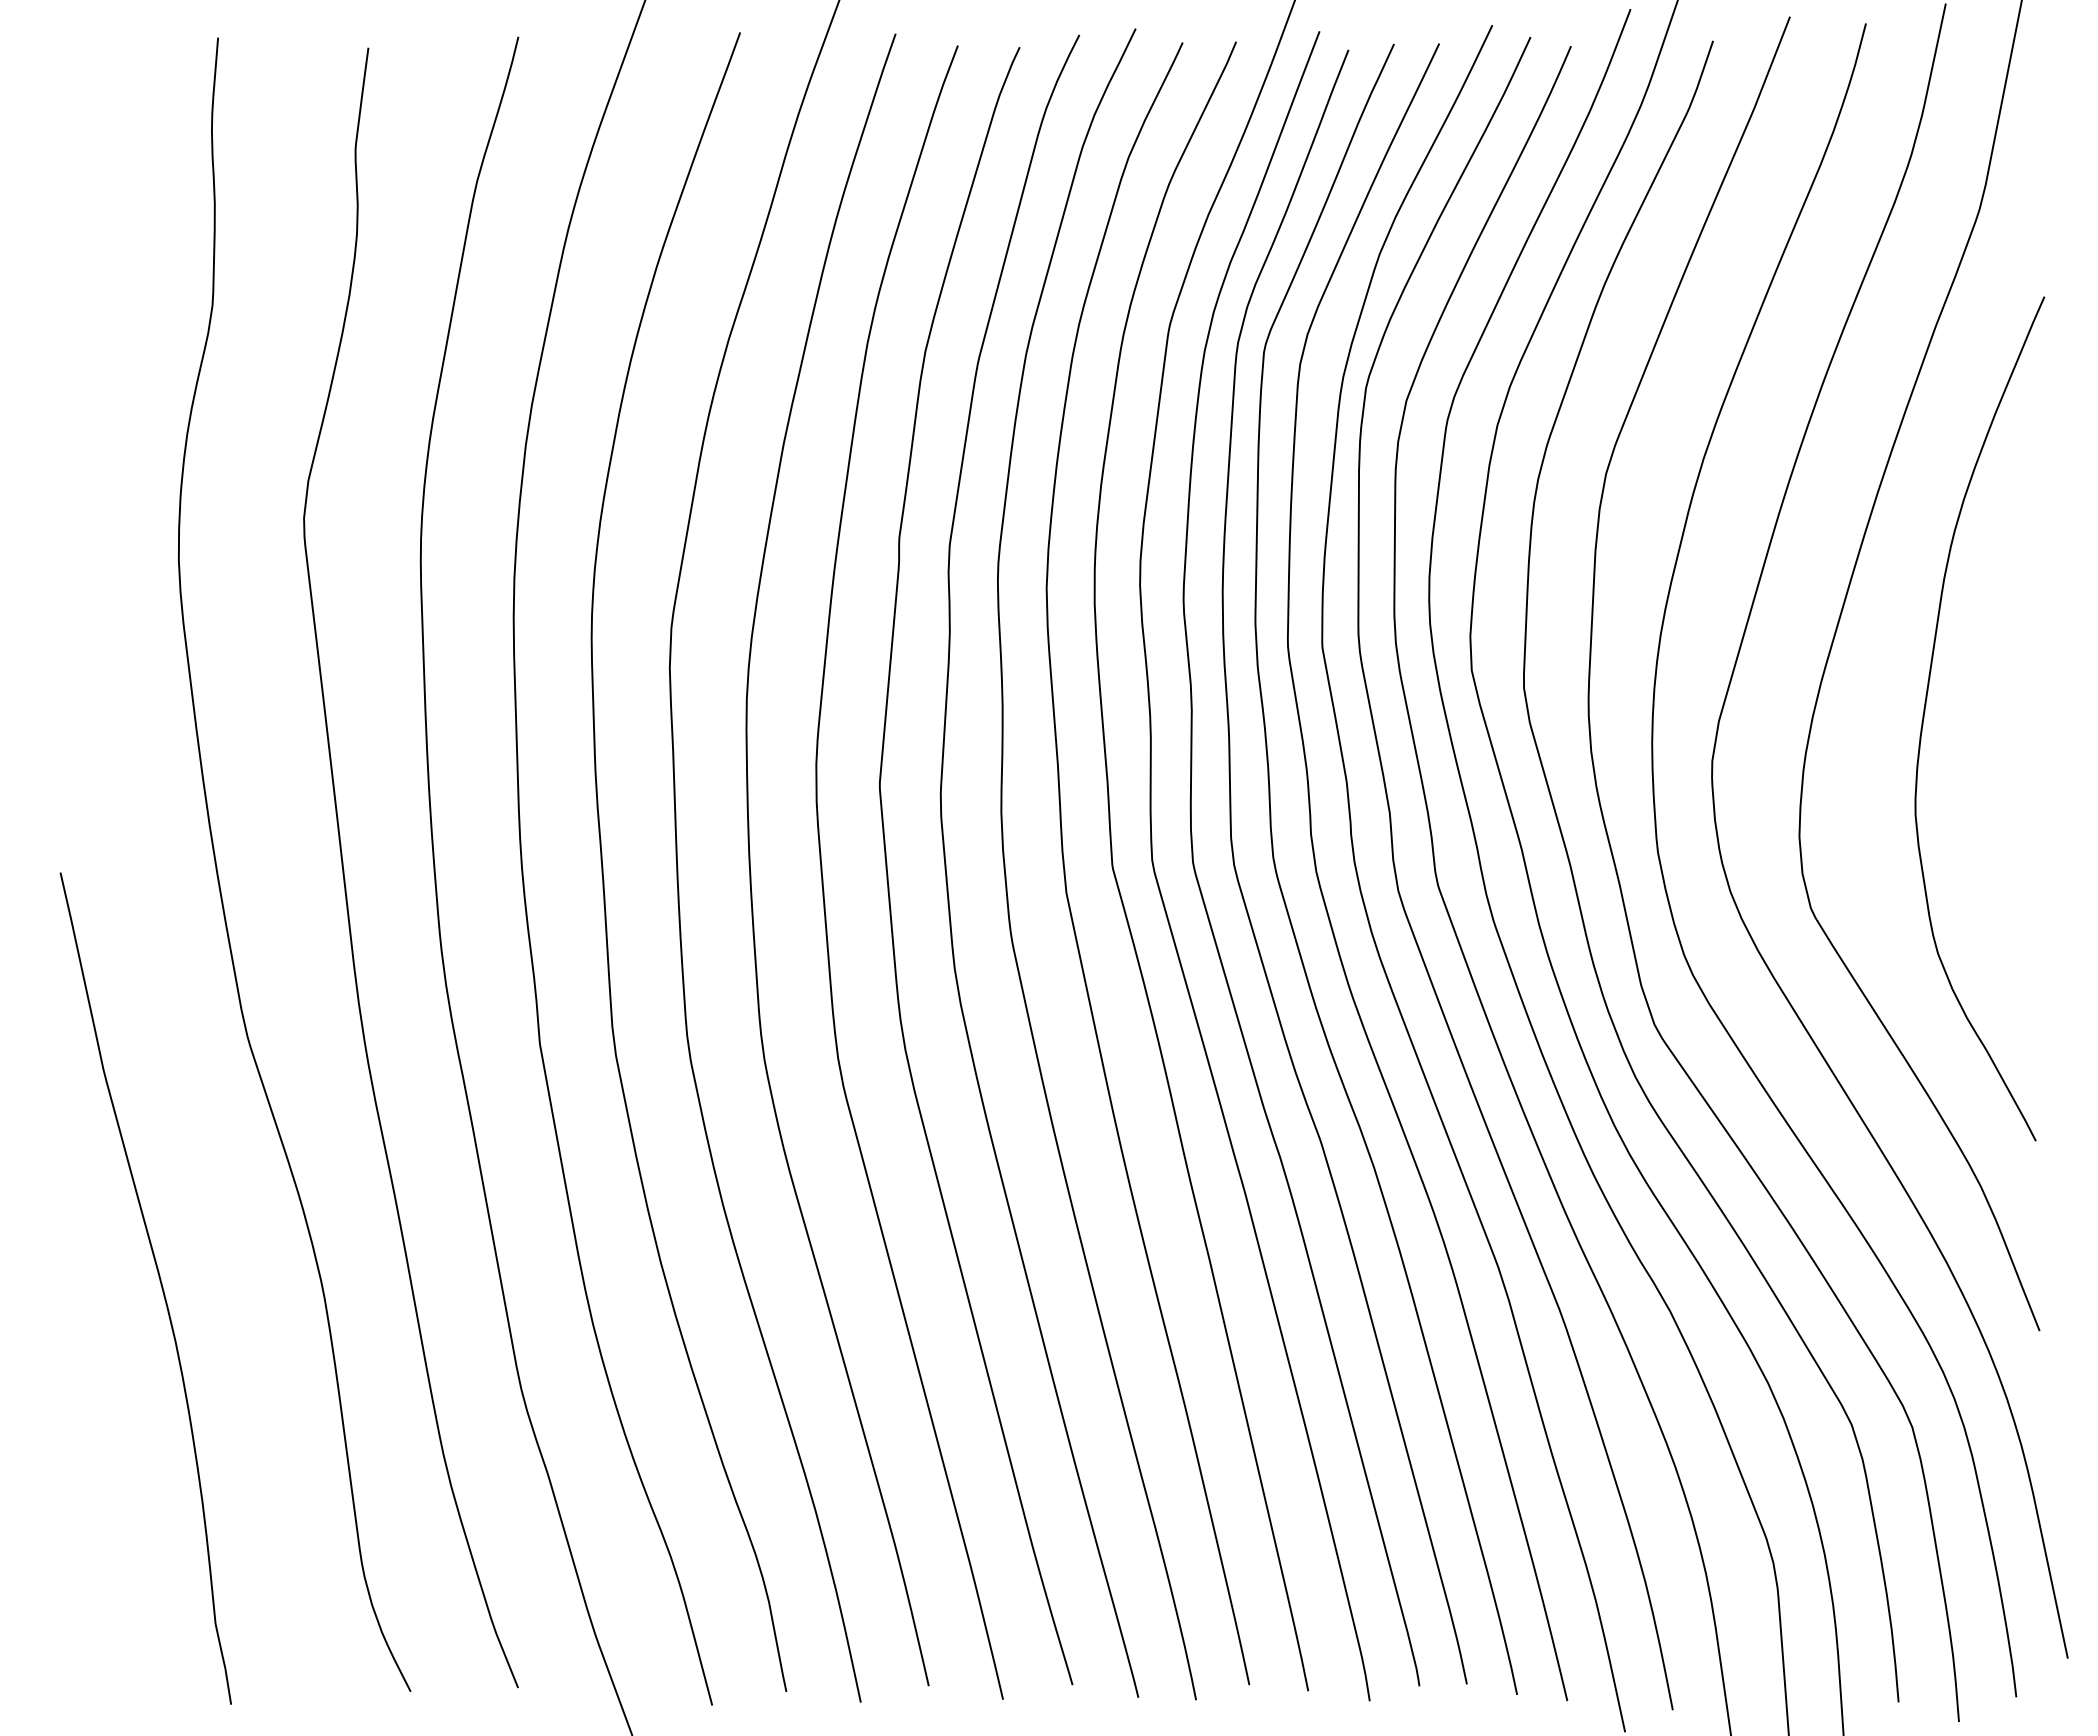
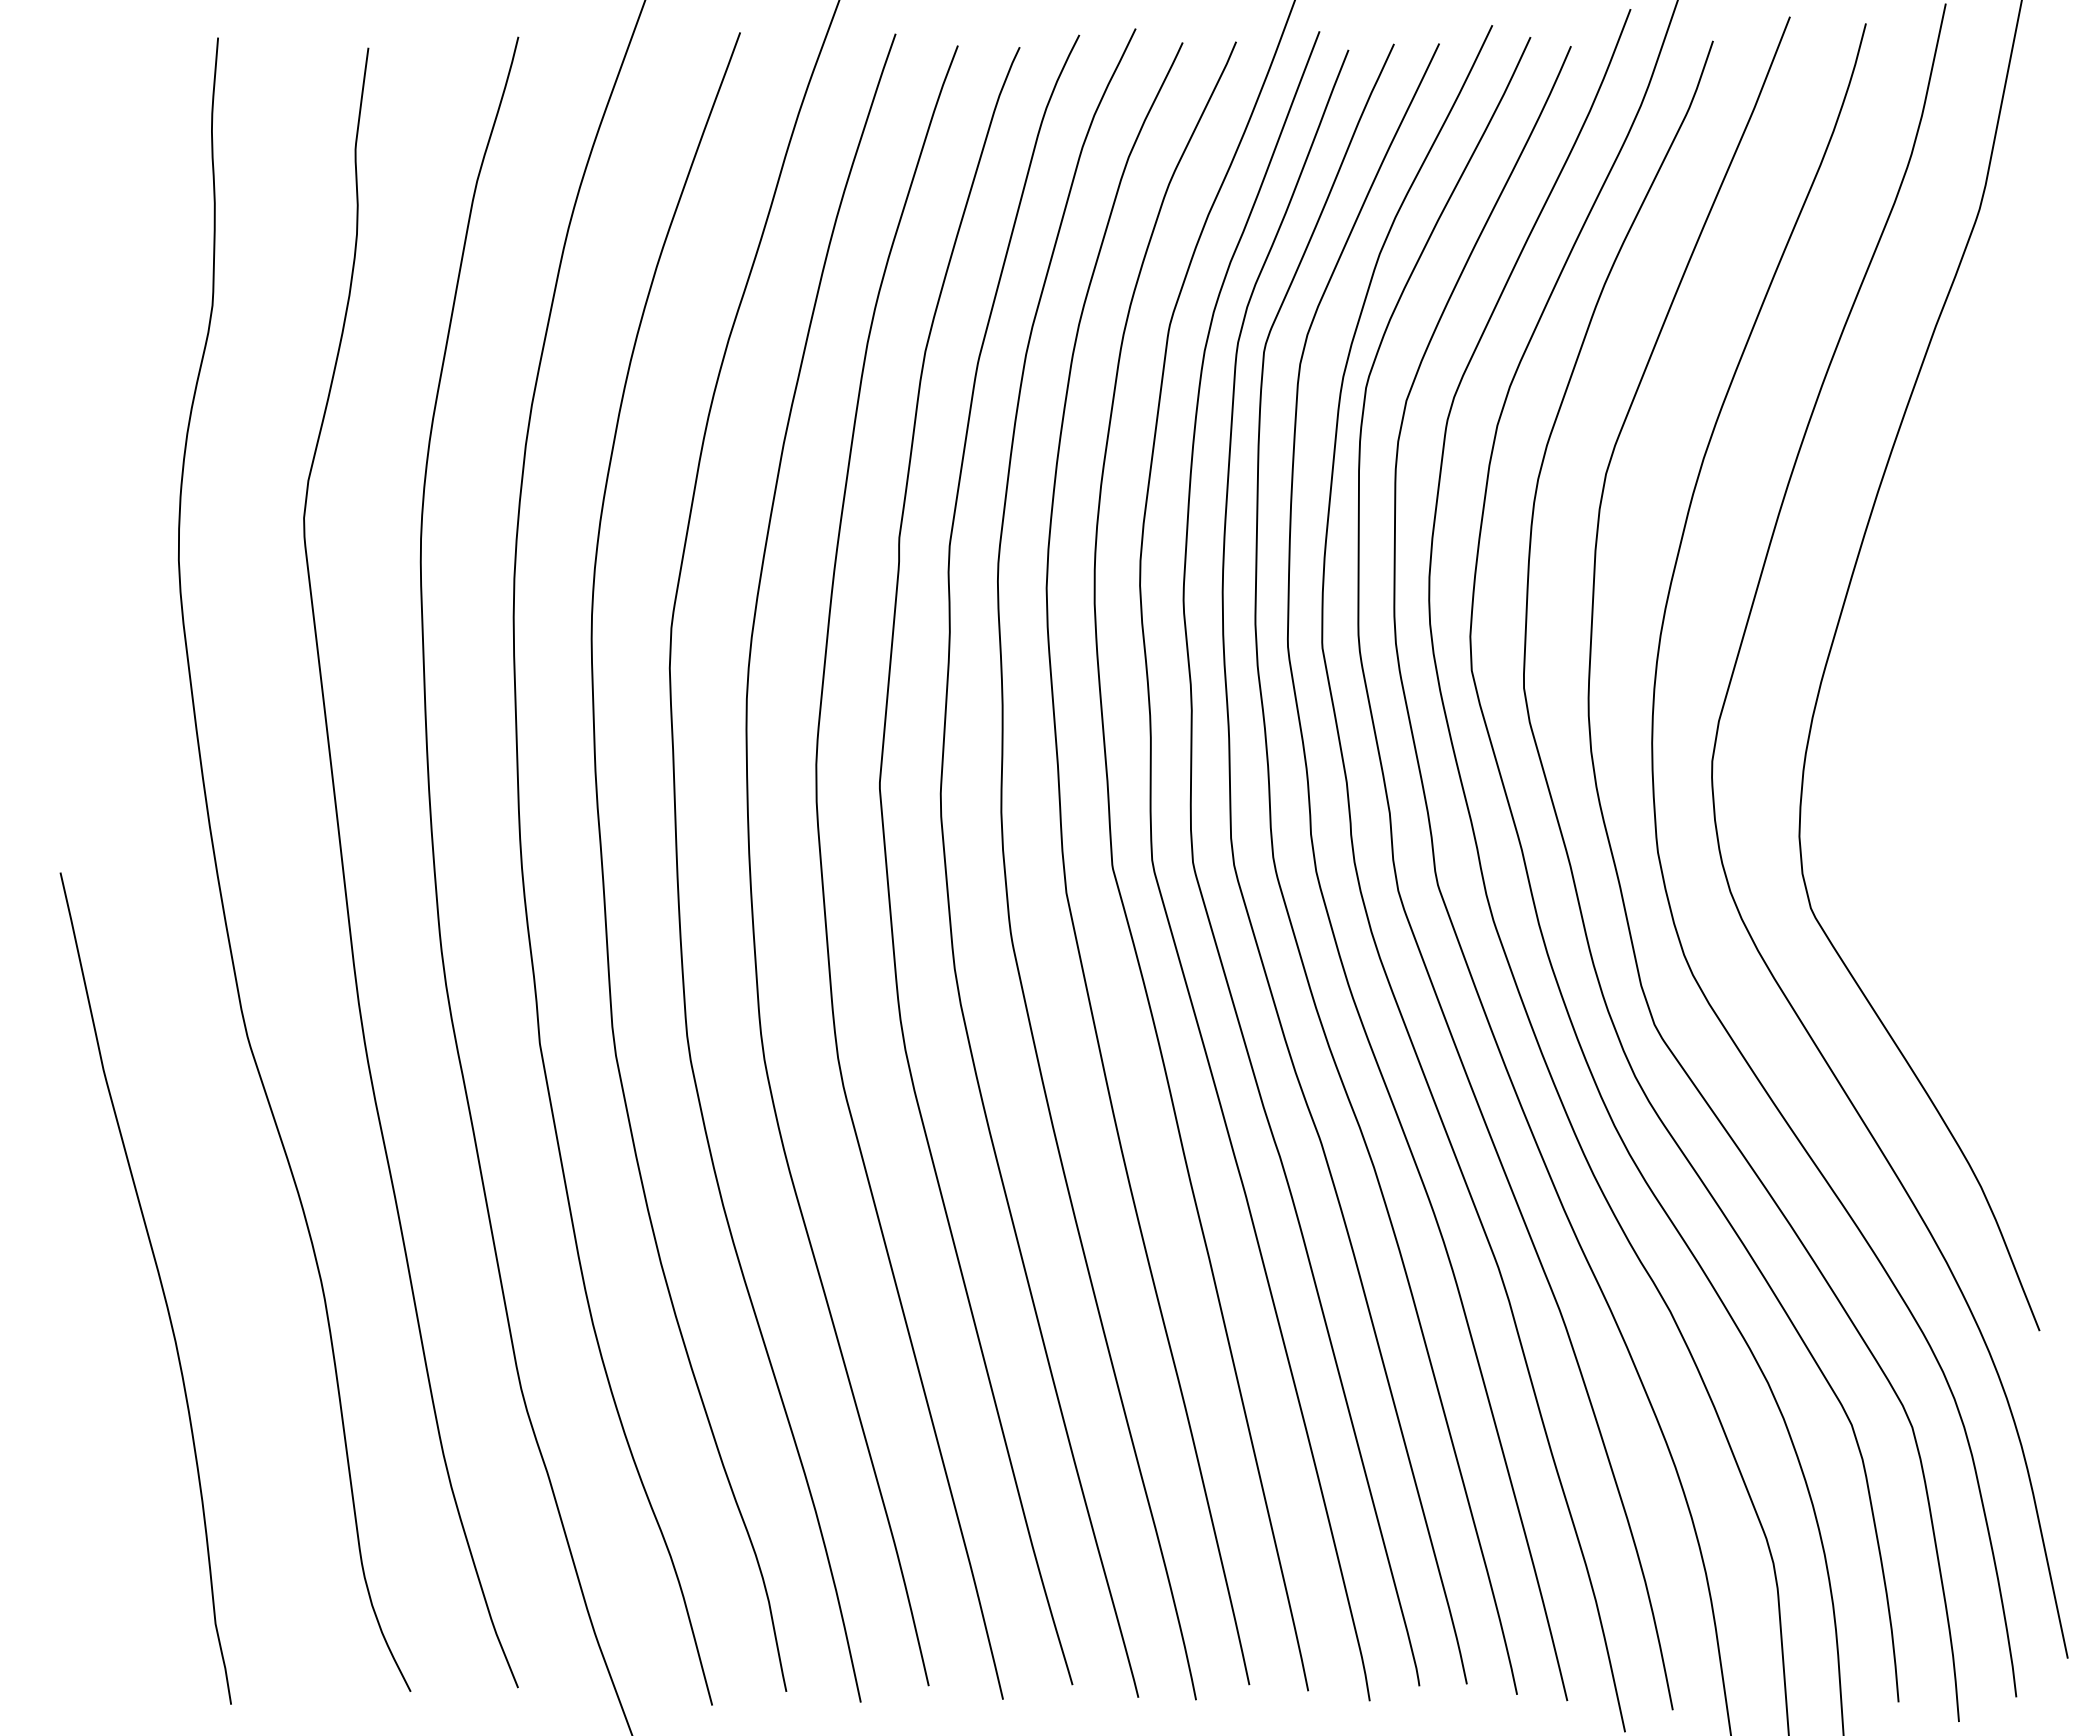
curve: present -> none (1925, 712)
